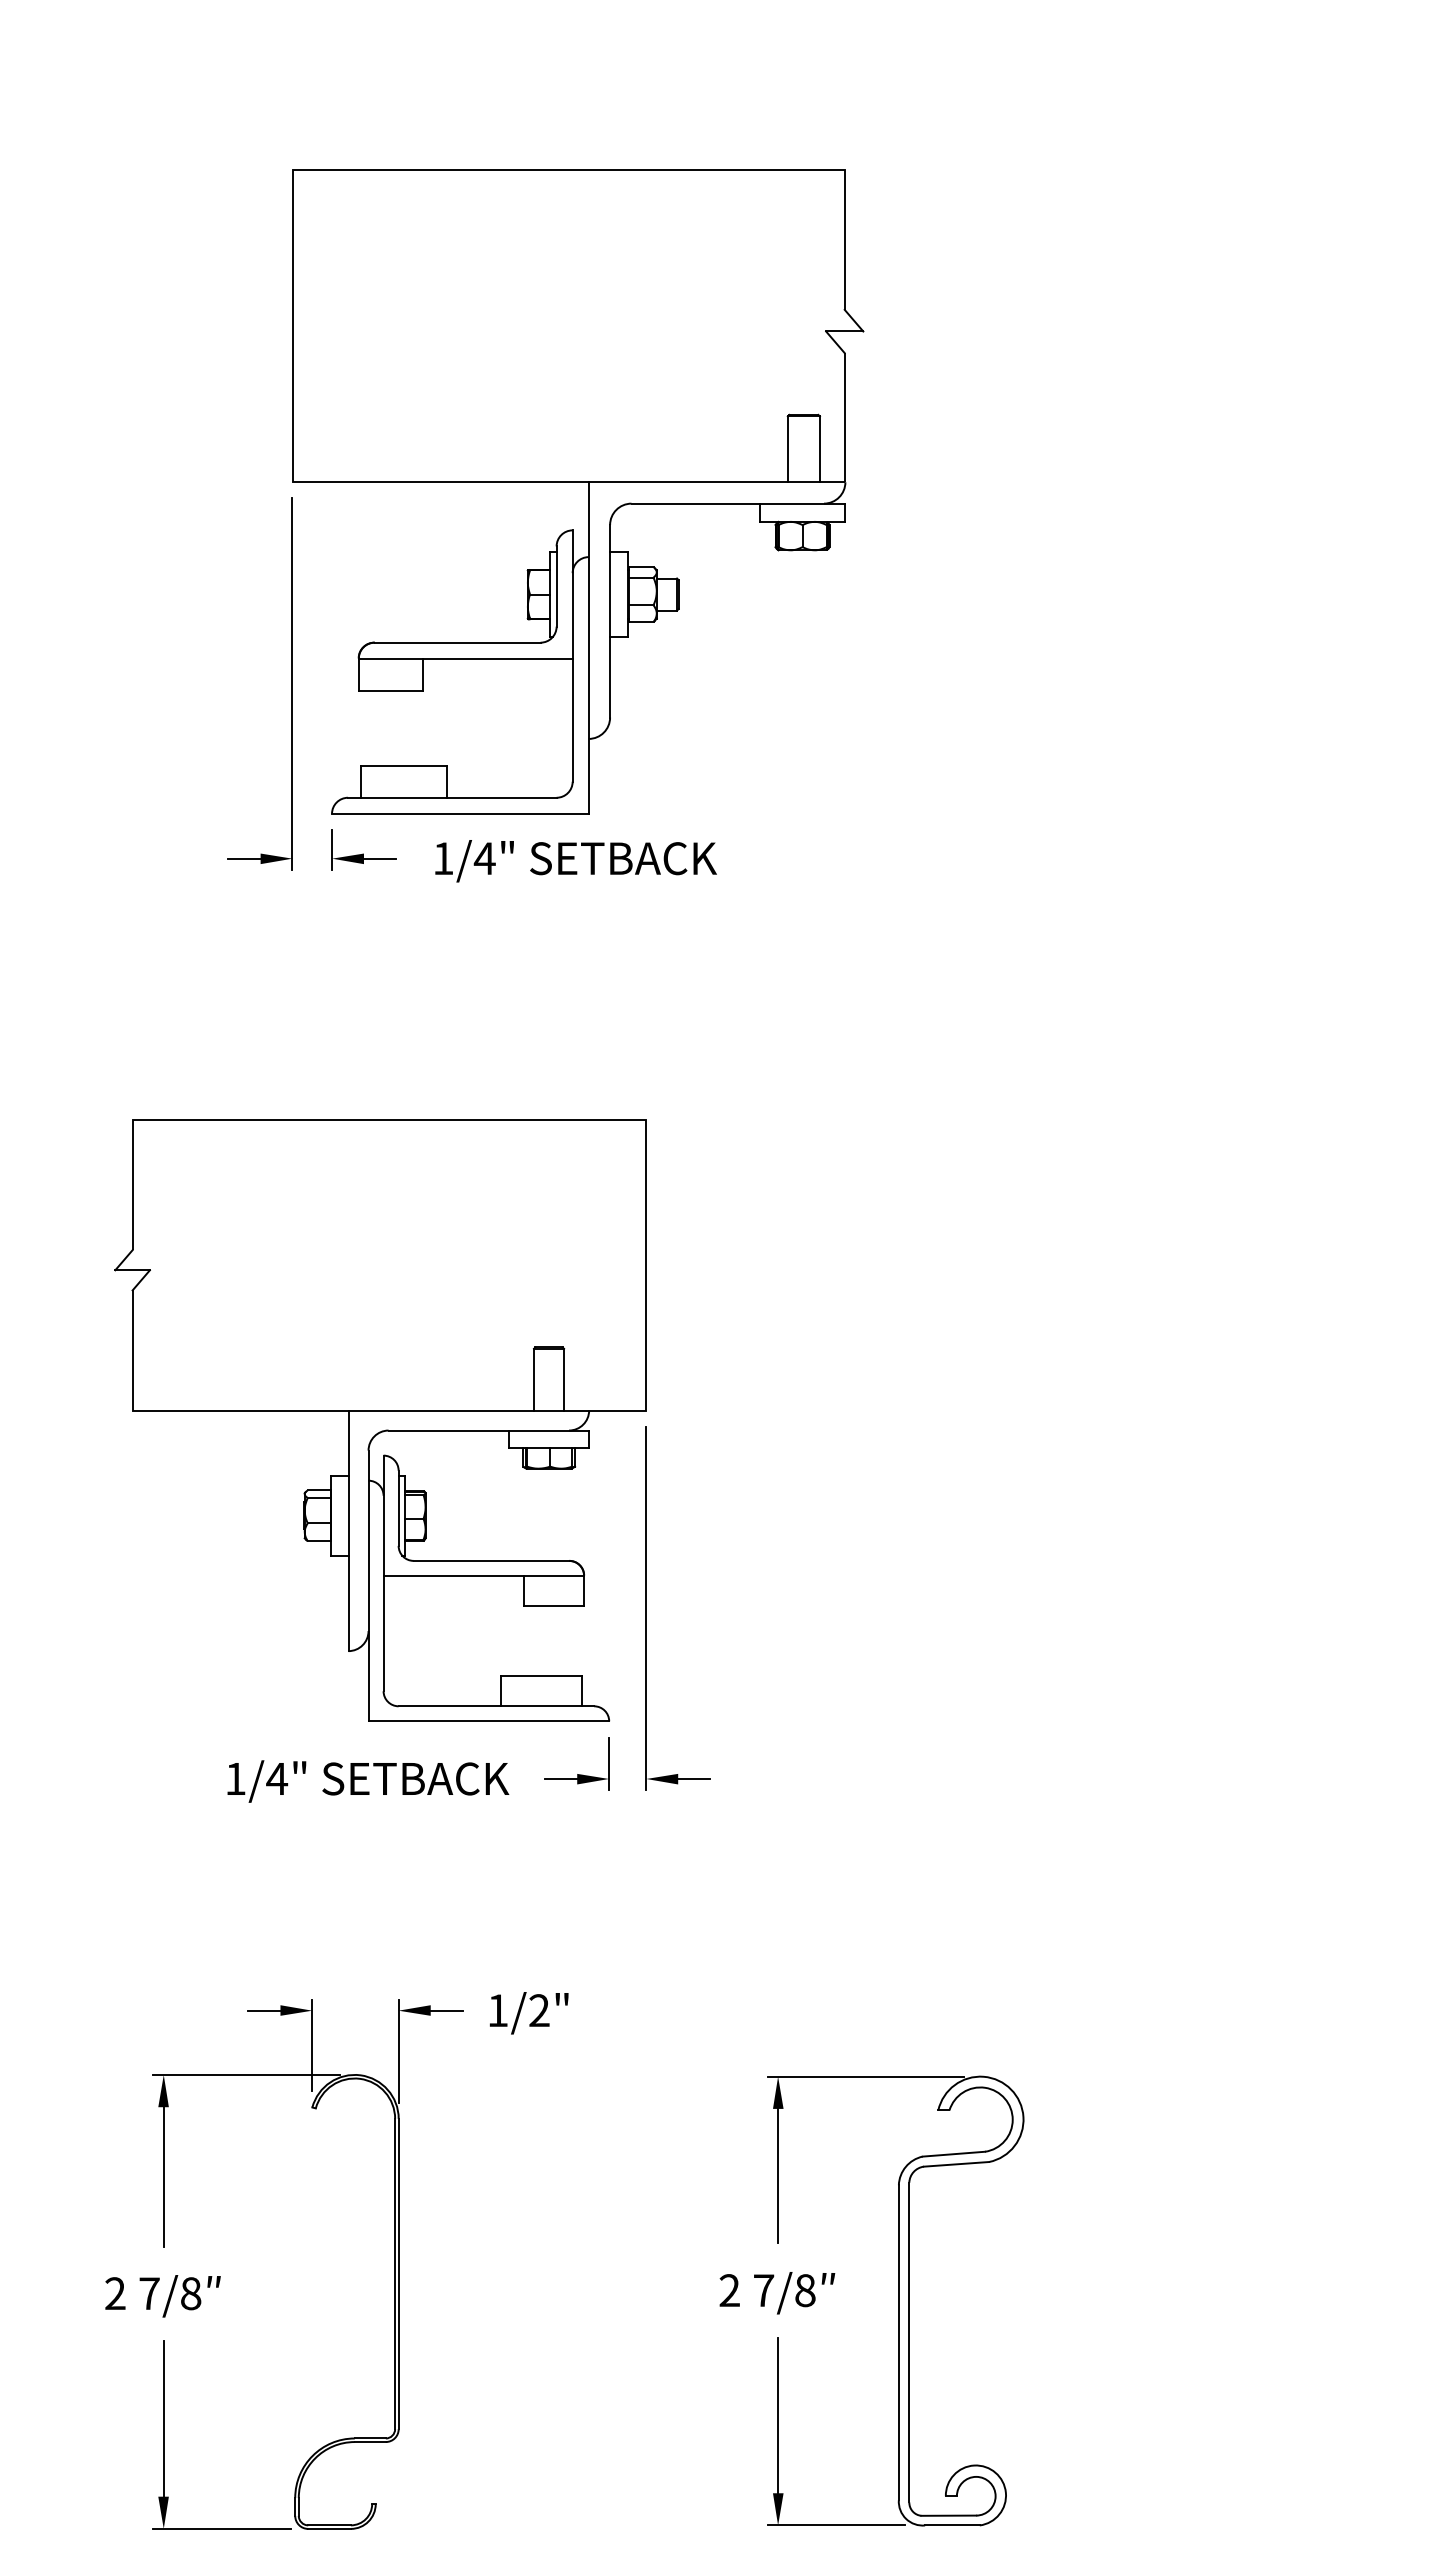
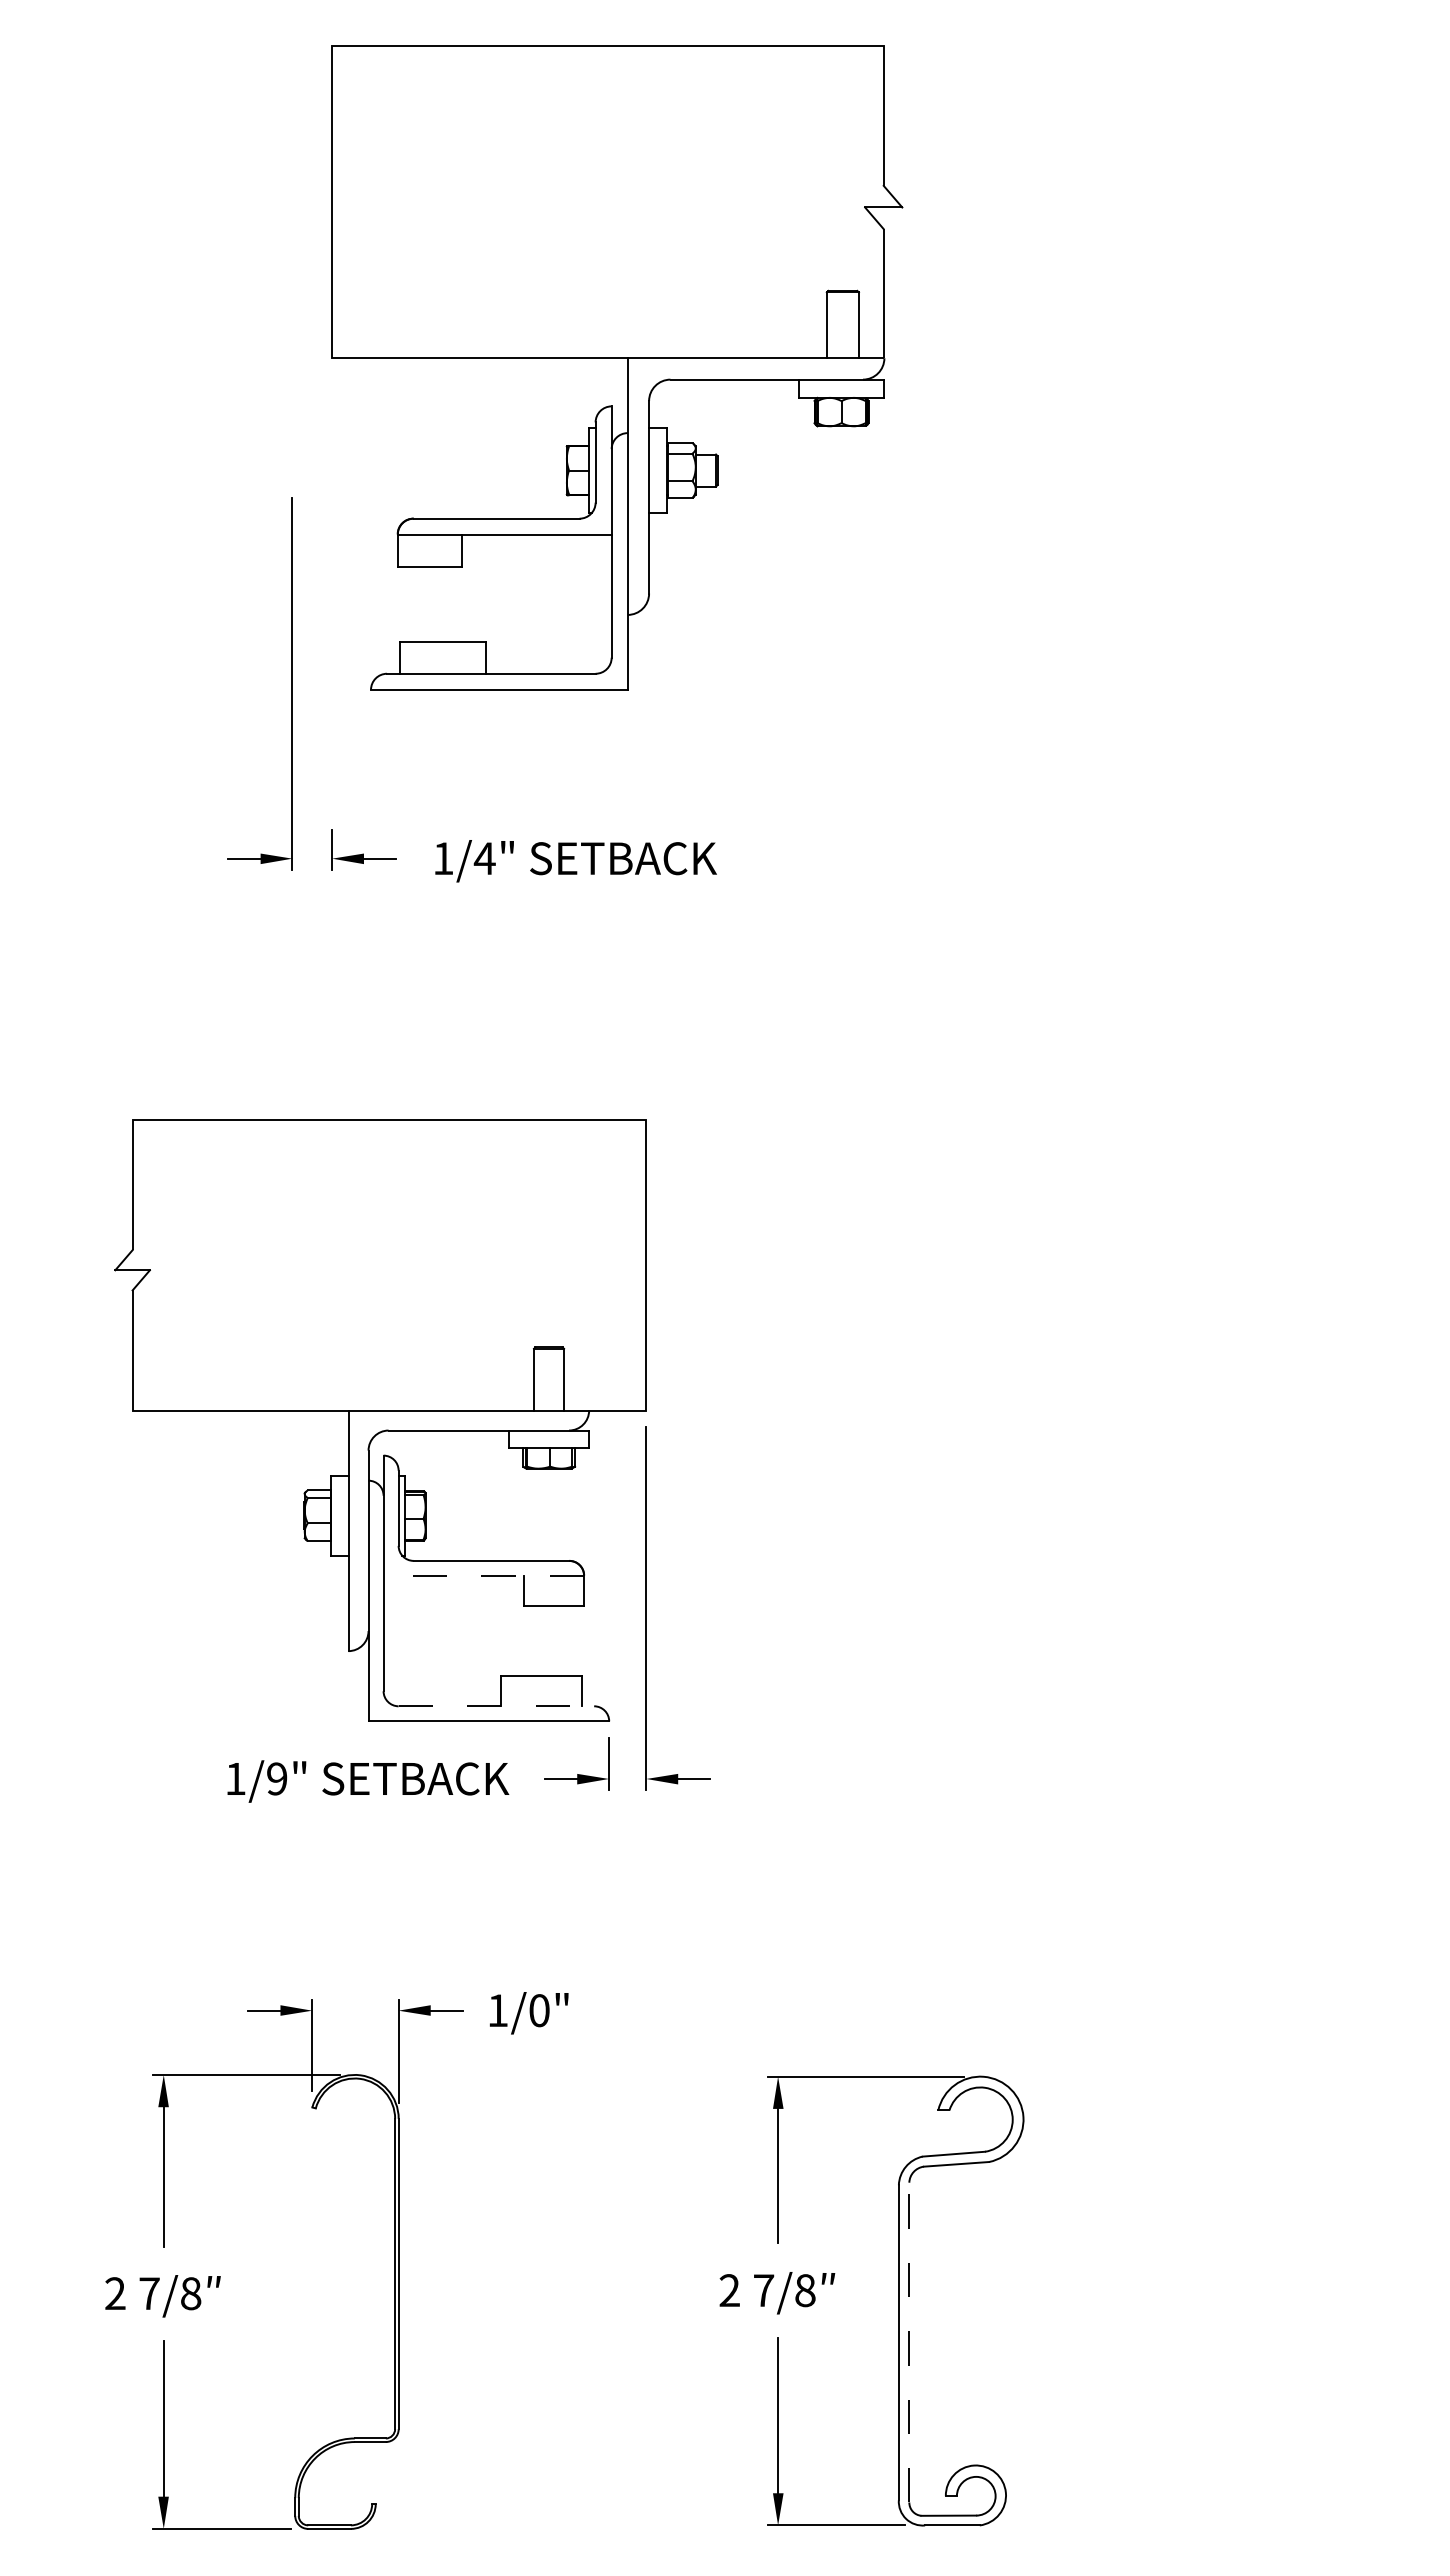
part position: (578, 482) -> (617, 358) (617, 358)
line: solid -> dashed (483, 1575)
line: solid -> dashed (496, 1706)
text: 1/4" -> 1/9" (277, 1778)
text: 1/2" -> 1/0" (539, 2010)
line: solid -> dashed (909, 2342)
